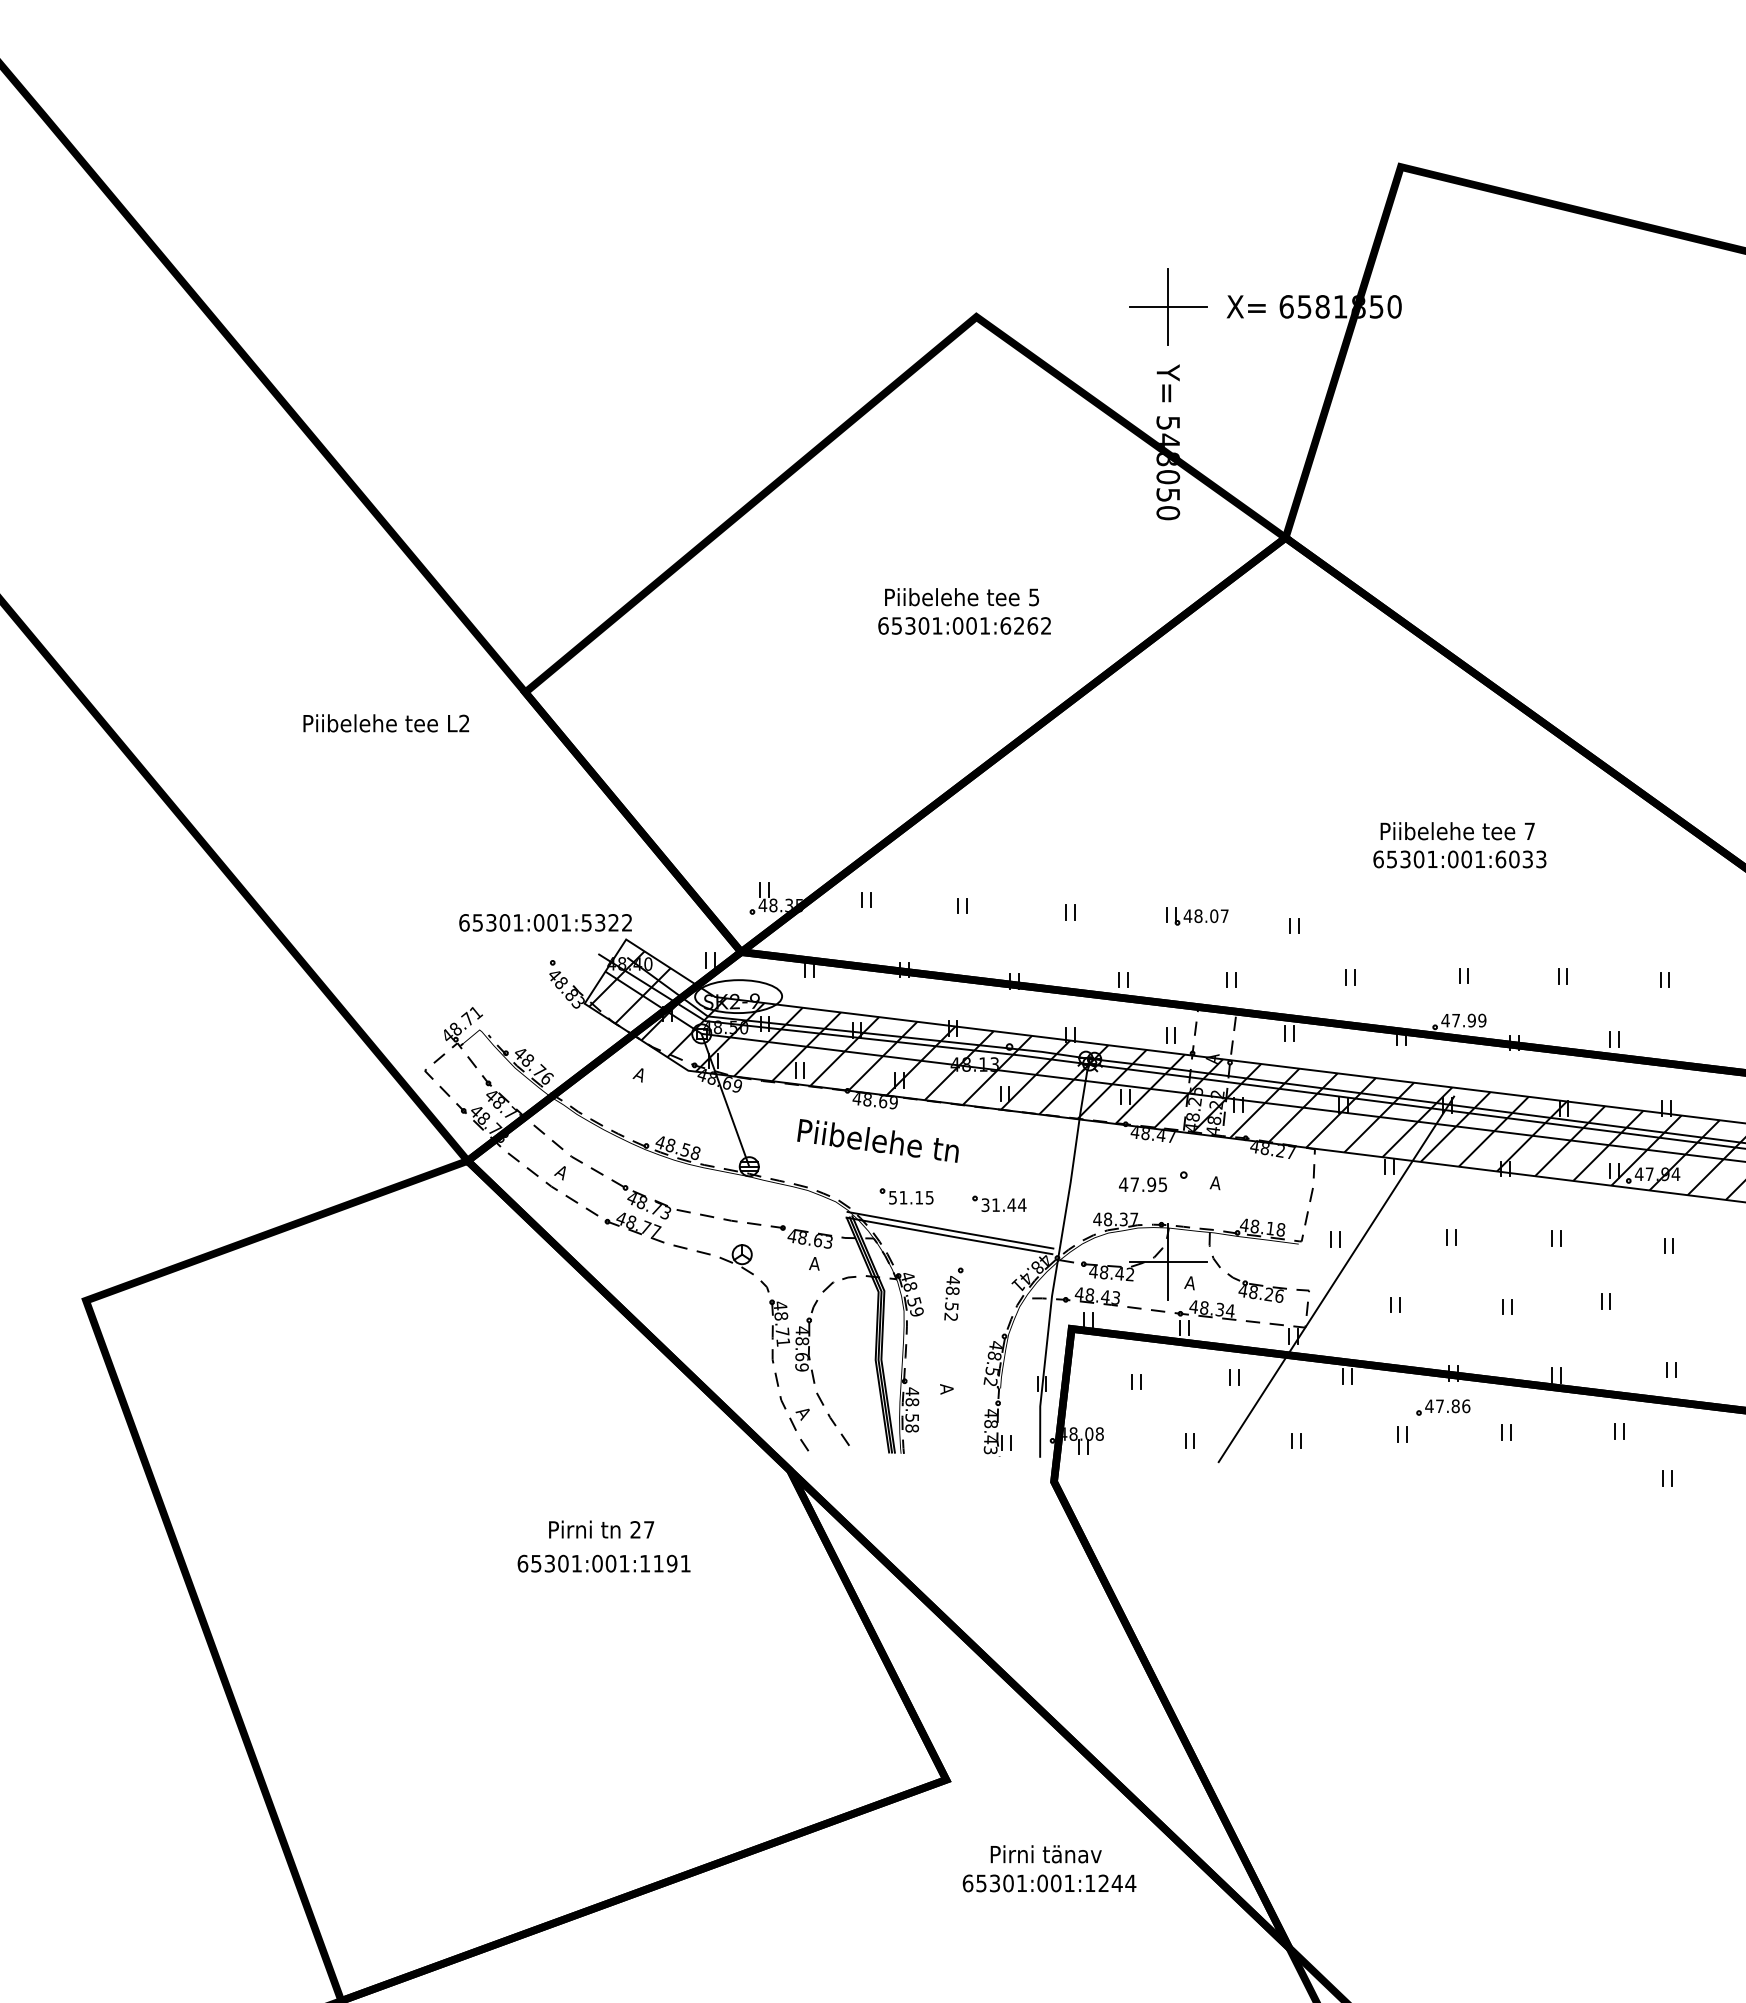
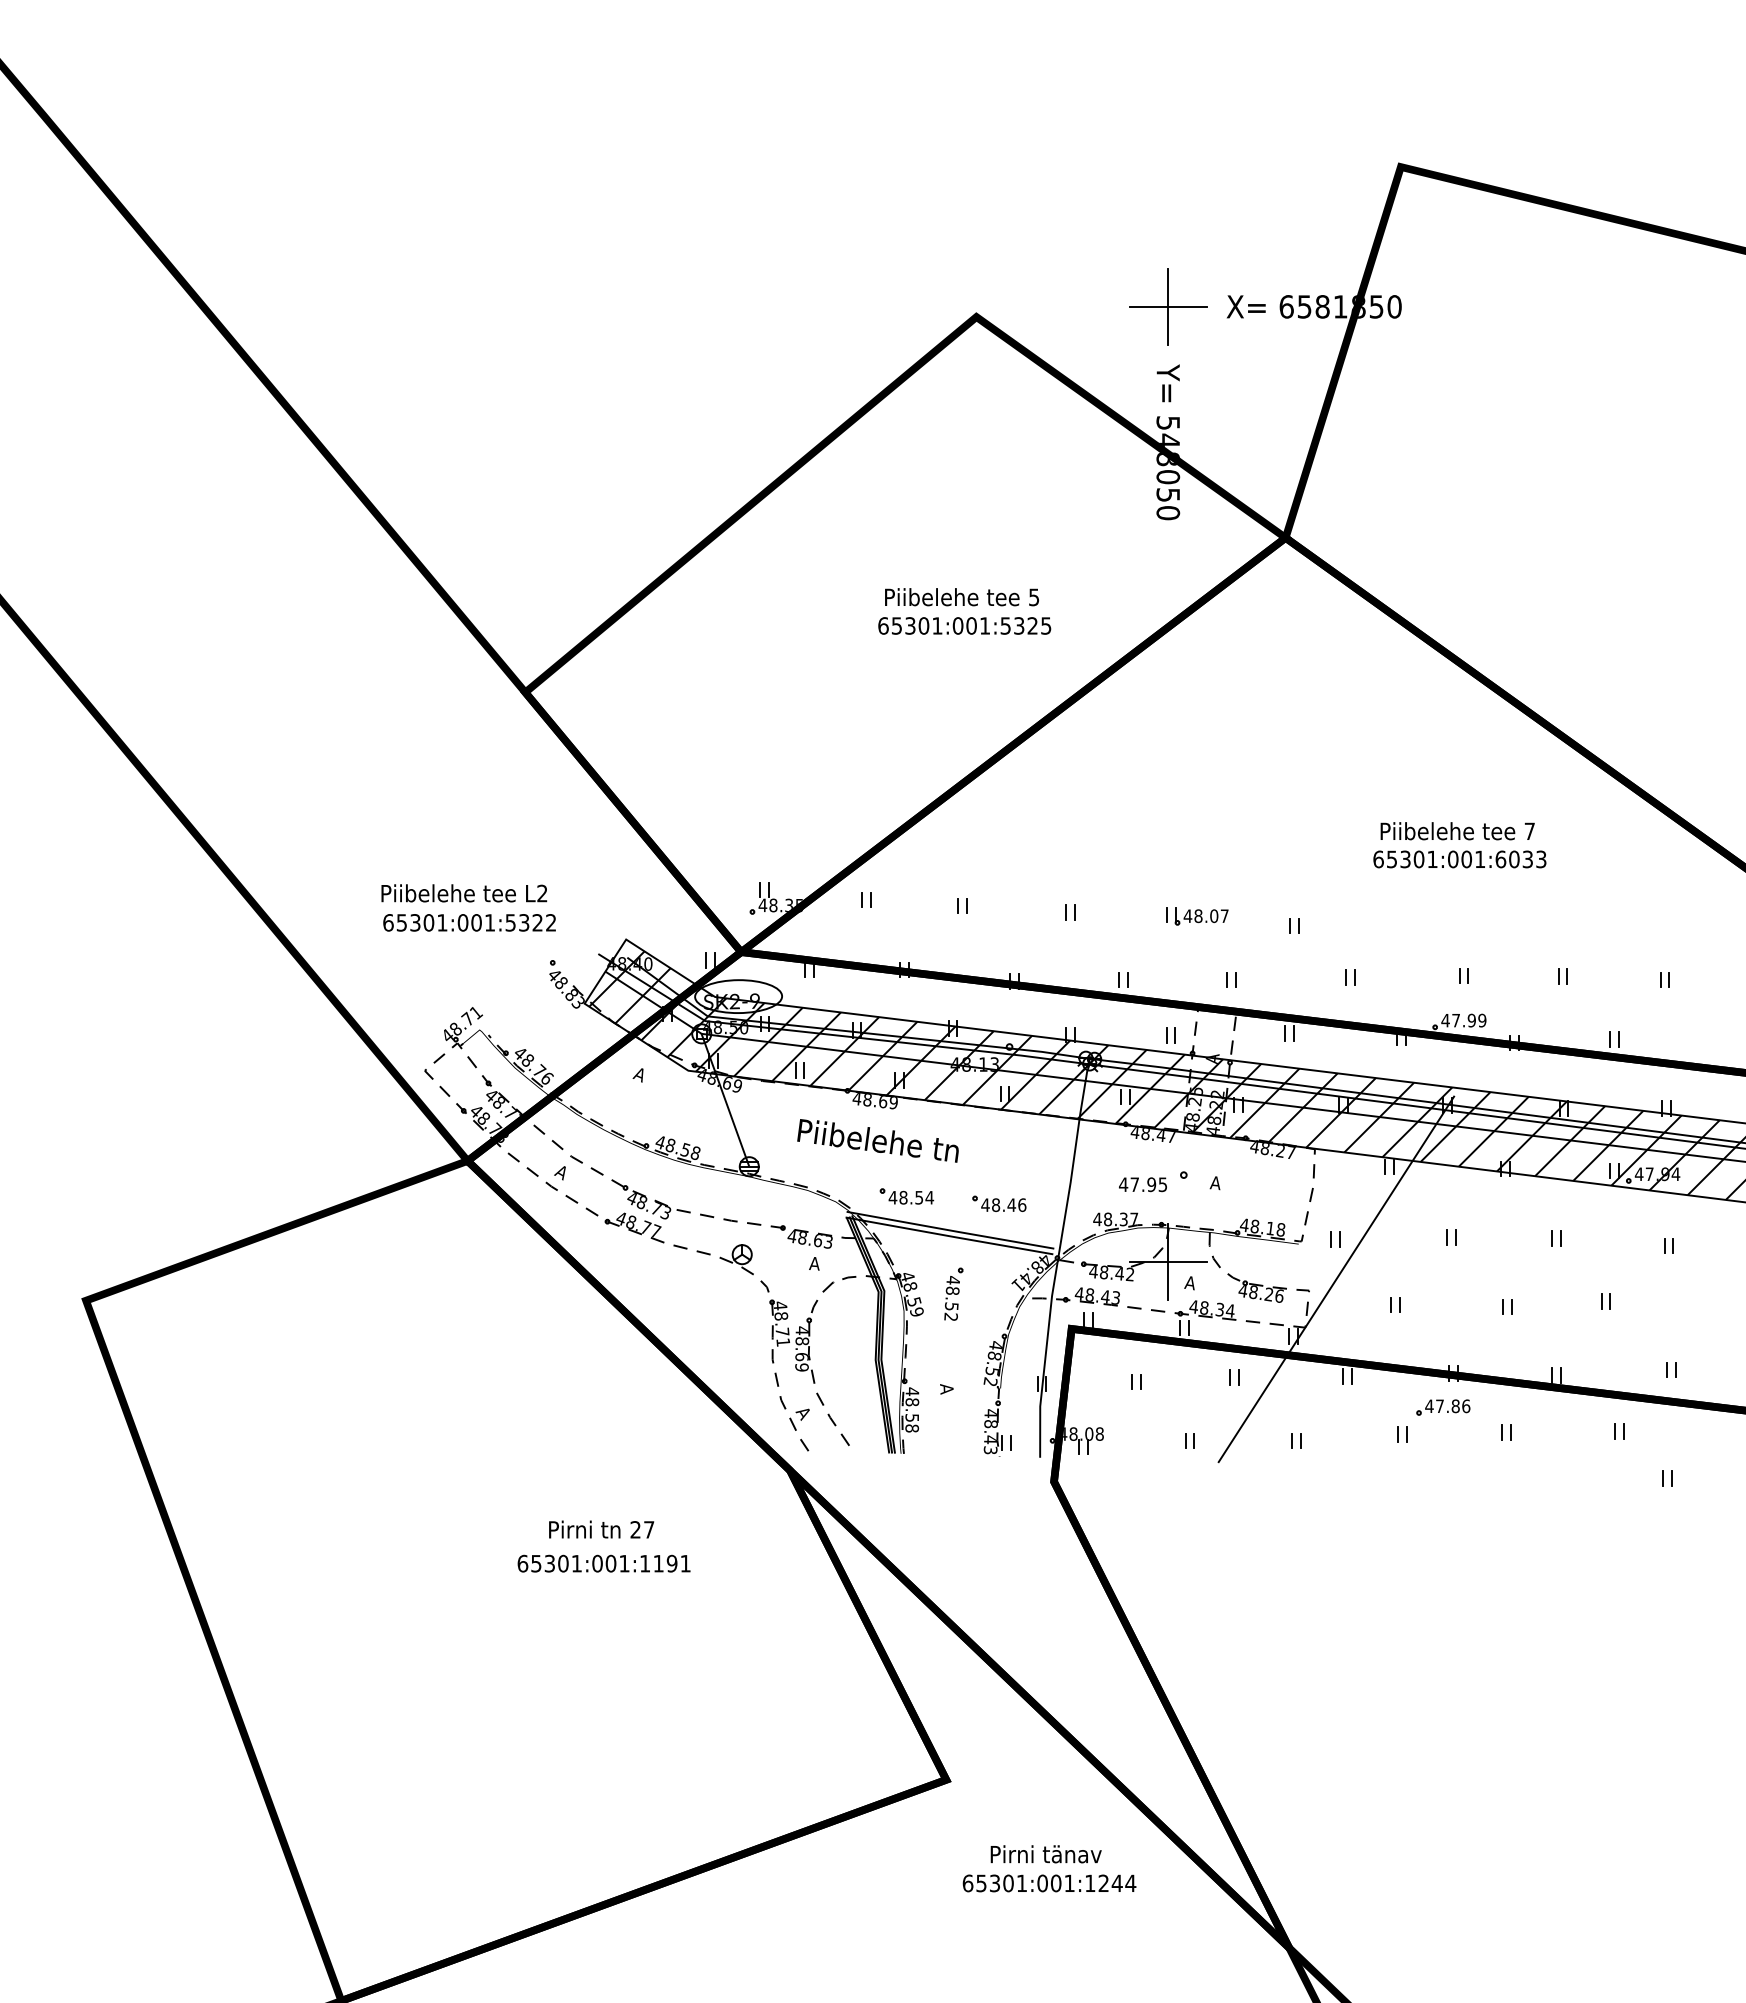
text: 65301:001:6262 -> 65301:001:5325 (1025, 625)
text position: (386, 723) -> (464, 893) (464, 893)
text position: (545, 922) -> (469, 922) (469, 922)
text: 51.15 -> 48.54 (911, 1197)
text: 31.44 -> 48.46 (1003, 1205)
